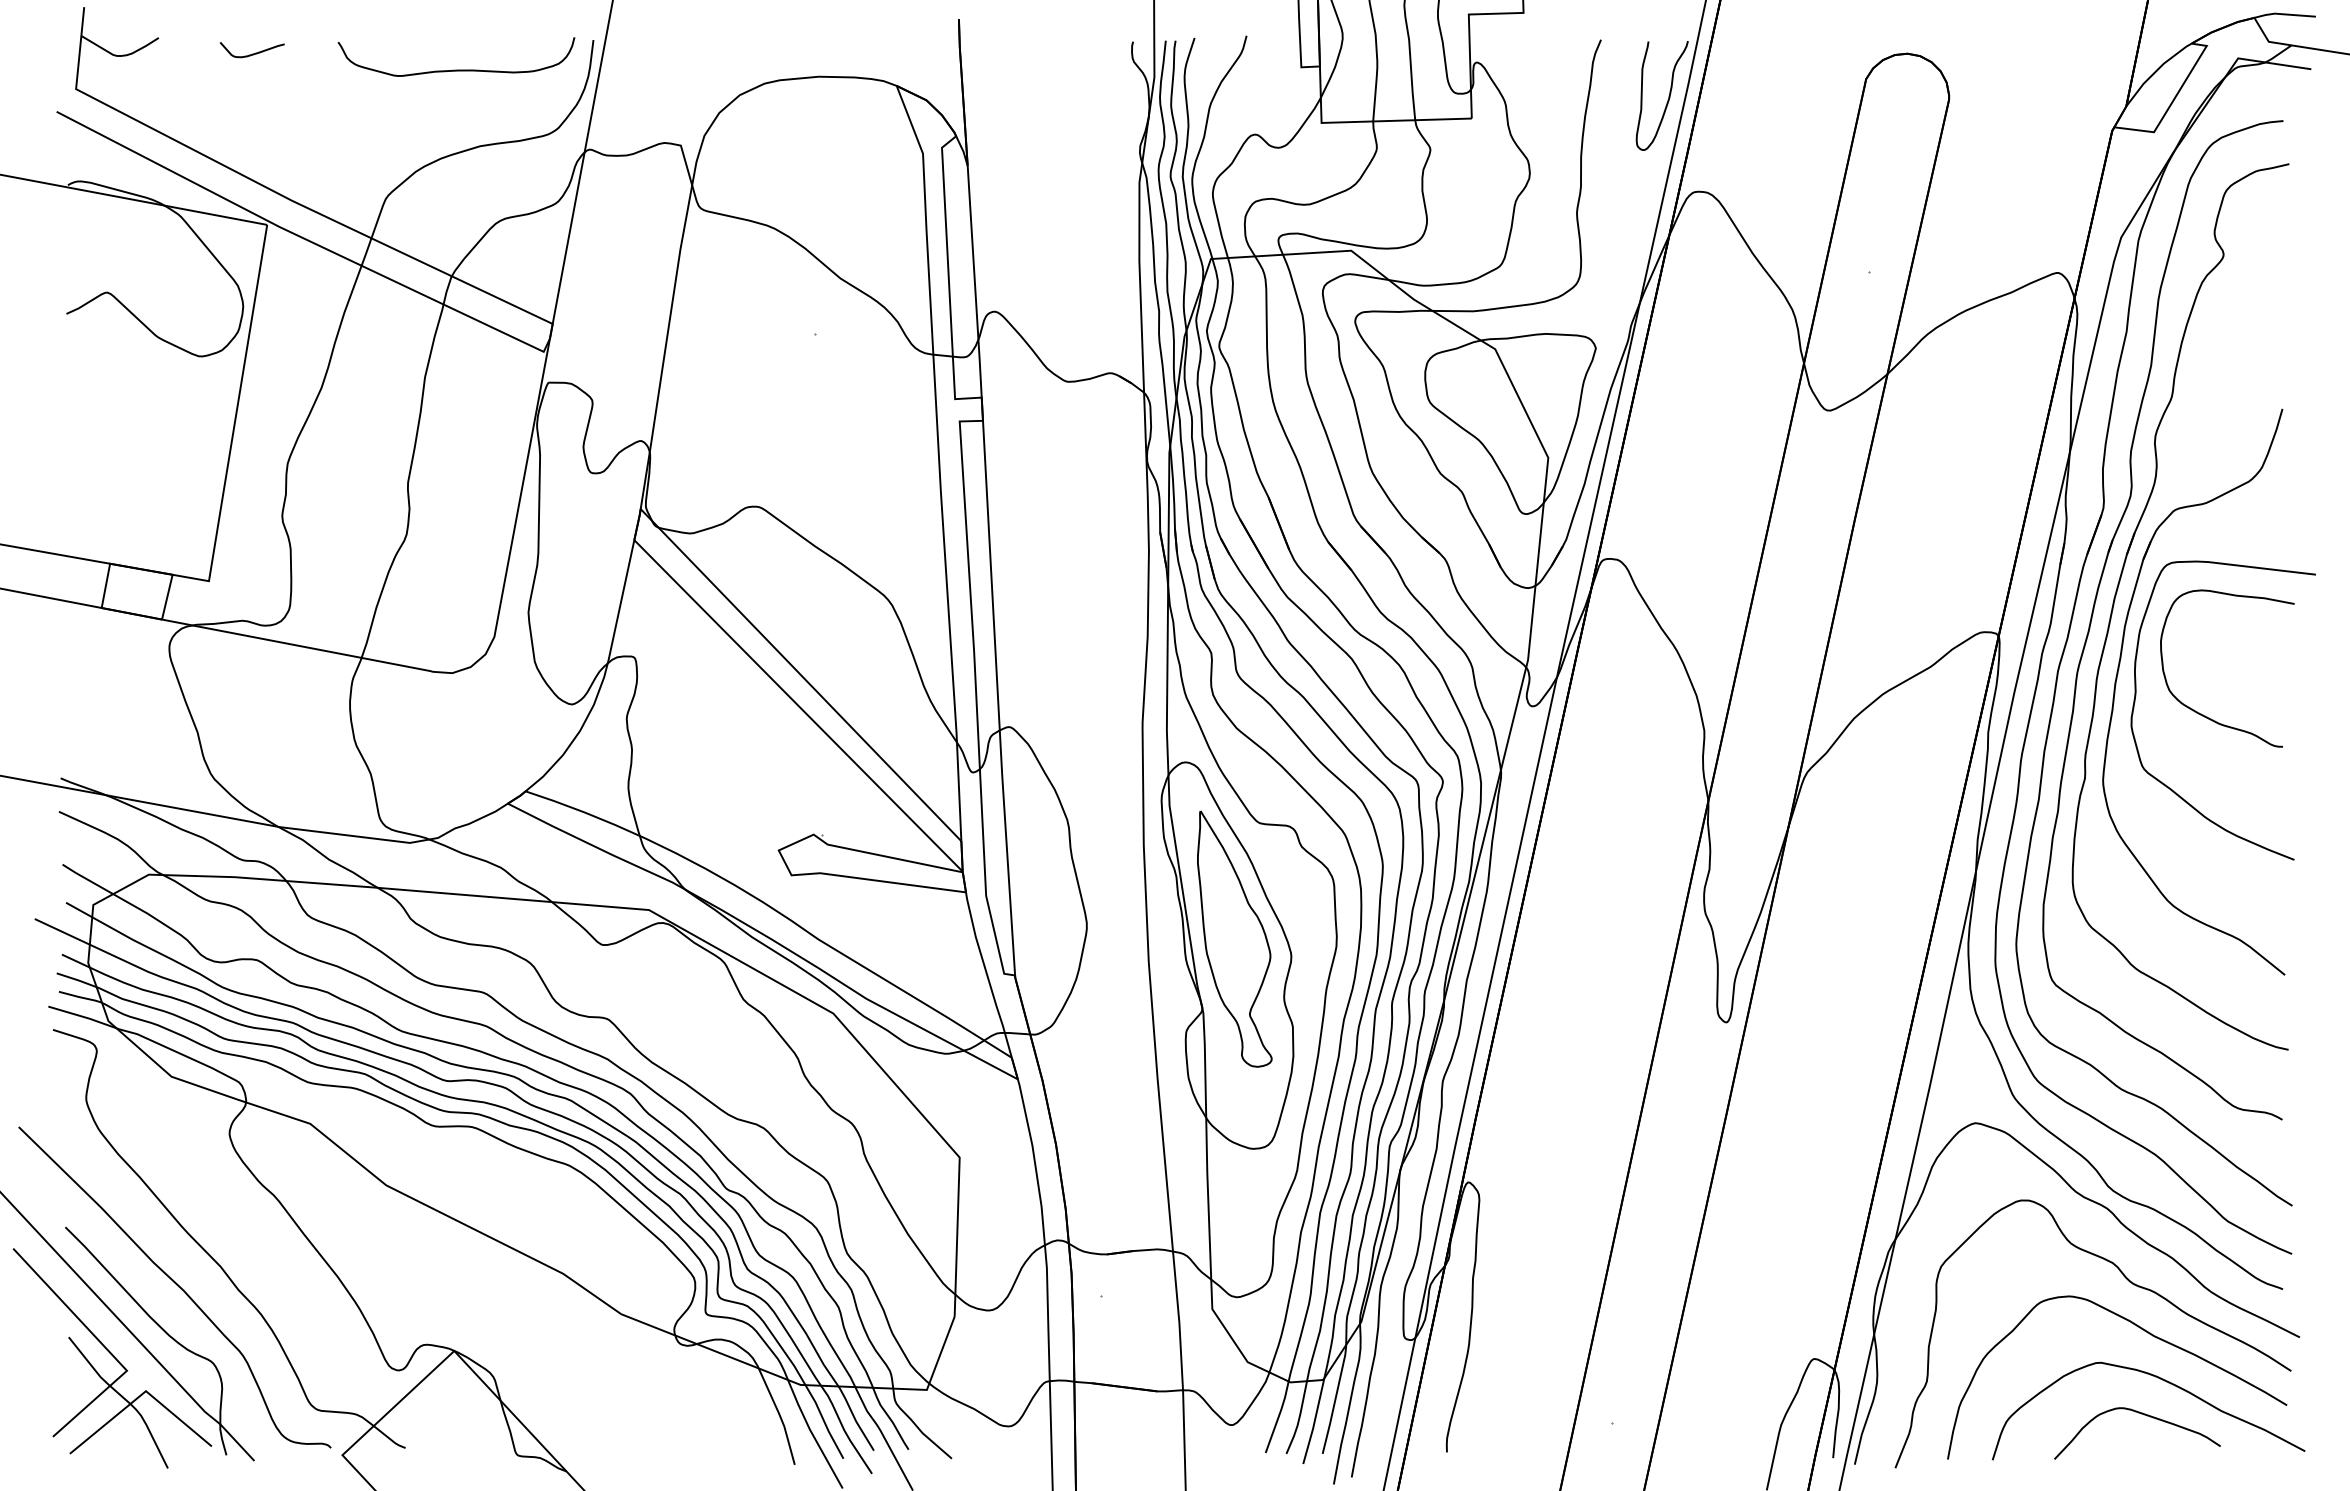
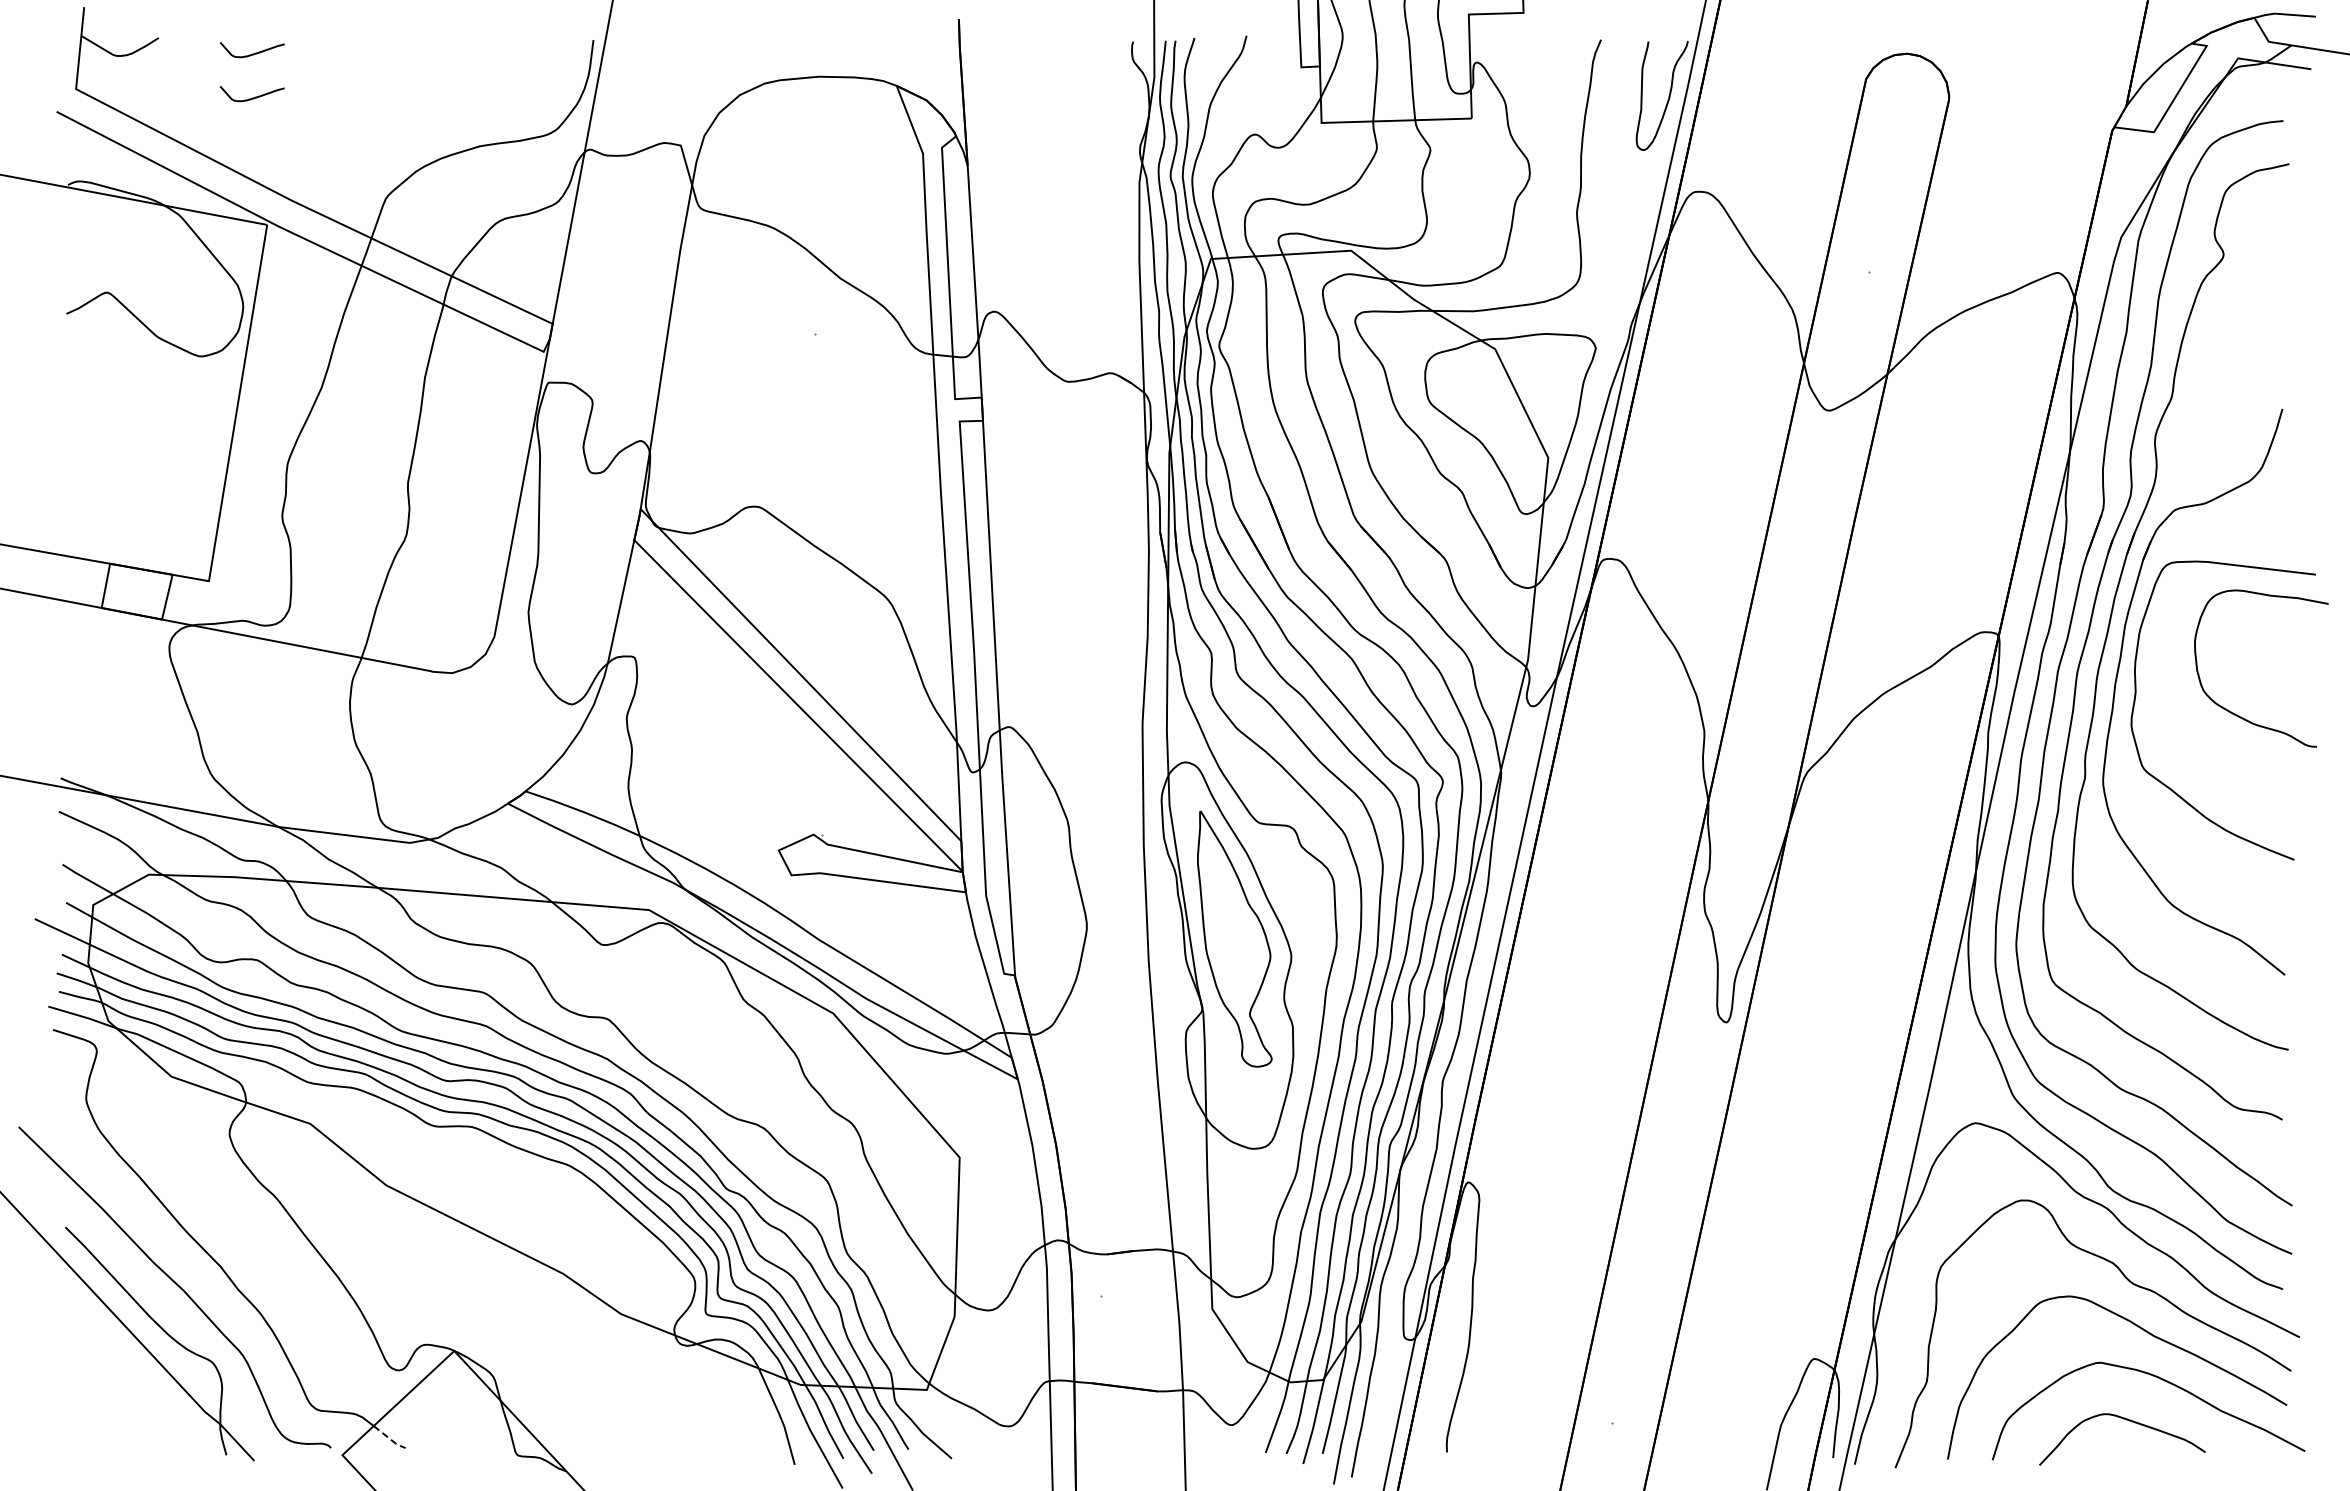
curve: present -> none (456, 69)
curve: none -> present (252, 97)
curve position: (2203, 714) -> (2237, 714) (2237, 714)
part: present -> none (112, 1358)
curve position: (2144, 1415) -> (2129, 1421) (2129, 1421)
line: solid -> dashed (390, 1439)
